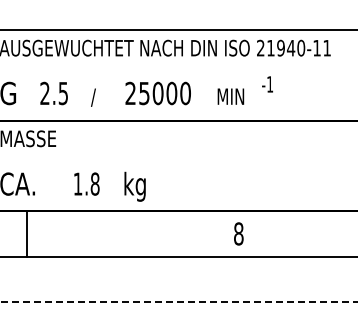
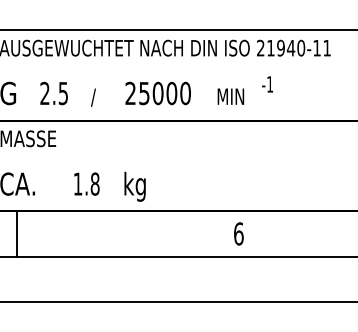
line position: (27, 233) -> (17, 233) (17, 233)
text: 8 -> 6 (238, 233)
line: dashed -> solid (179, 301)
